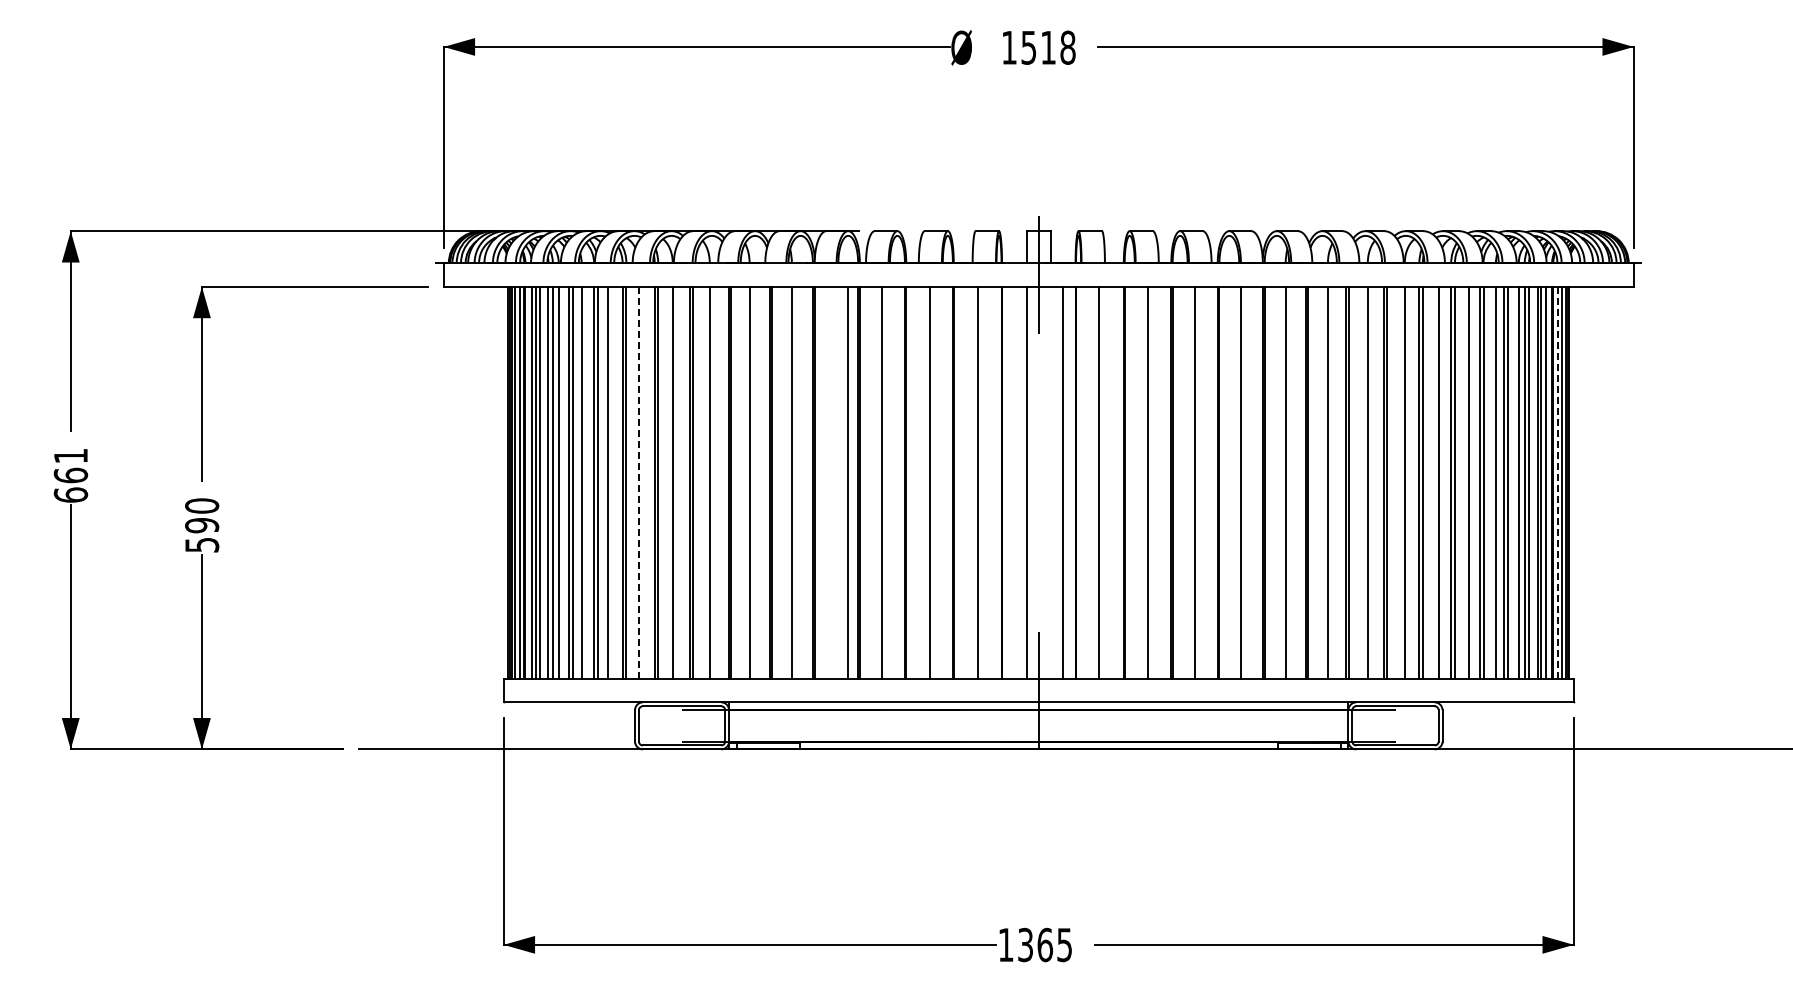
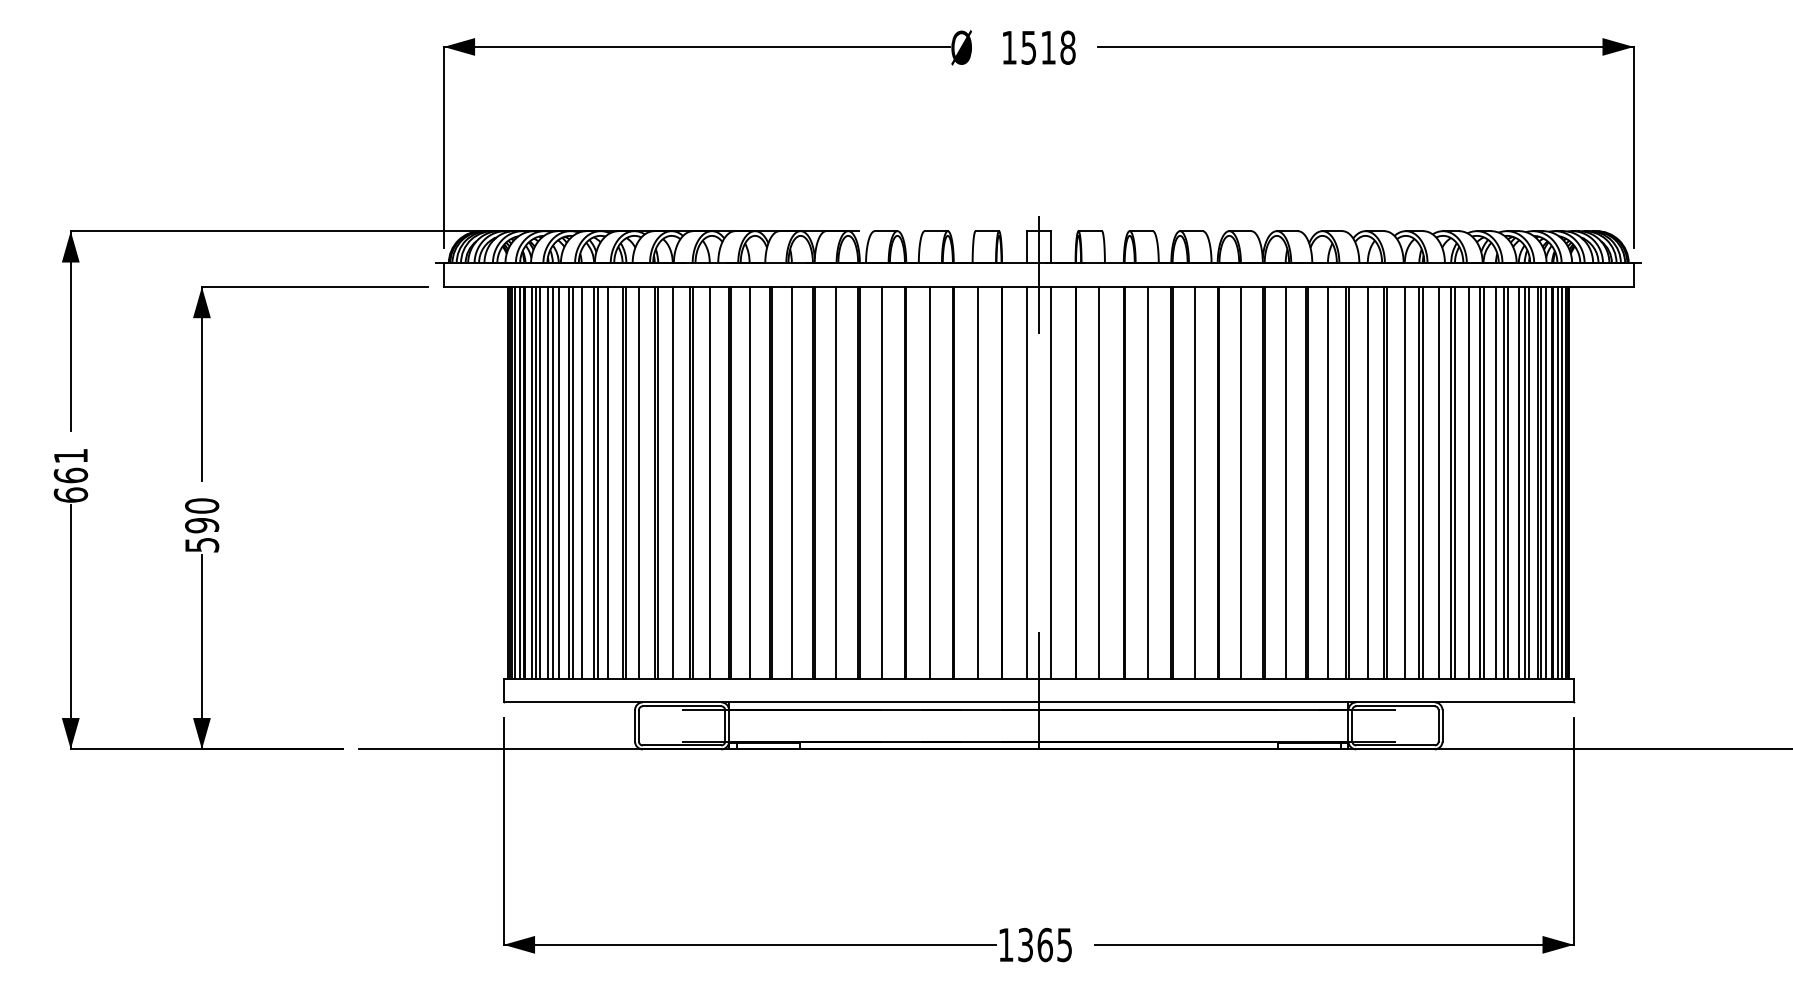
line: dashed -> solid (638, 482)
line position: (848, 482) -> (836, 482) (836, 482)
line position: (1062, 482) -> (1050, 482) (1050, 482)
line: dashed -> solid (1557, 482)
